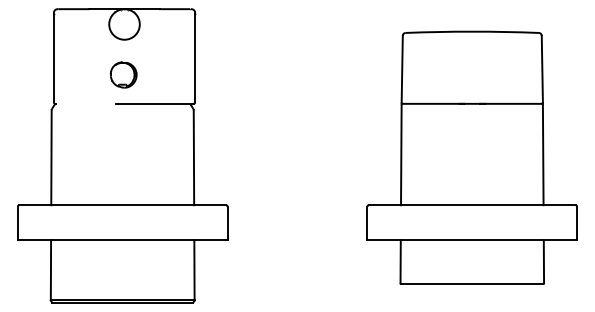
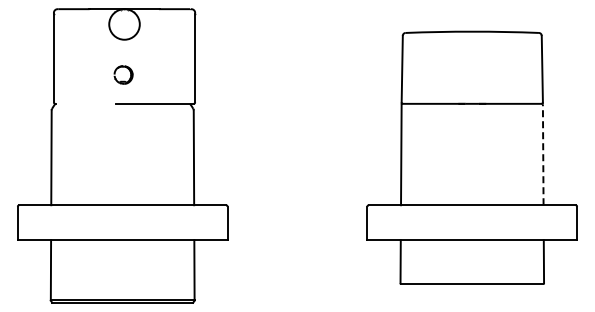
part size: 29x28 px -> 21x20 px (123, 74)
line: solid -> dashed (543, 154)
